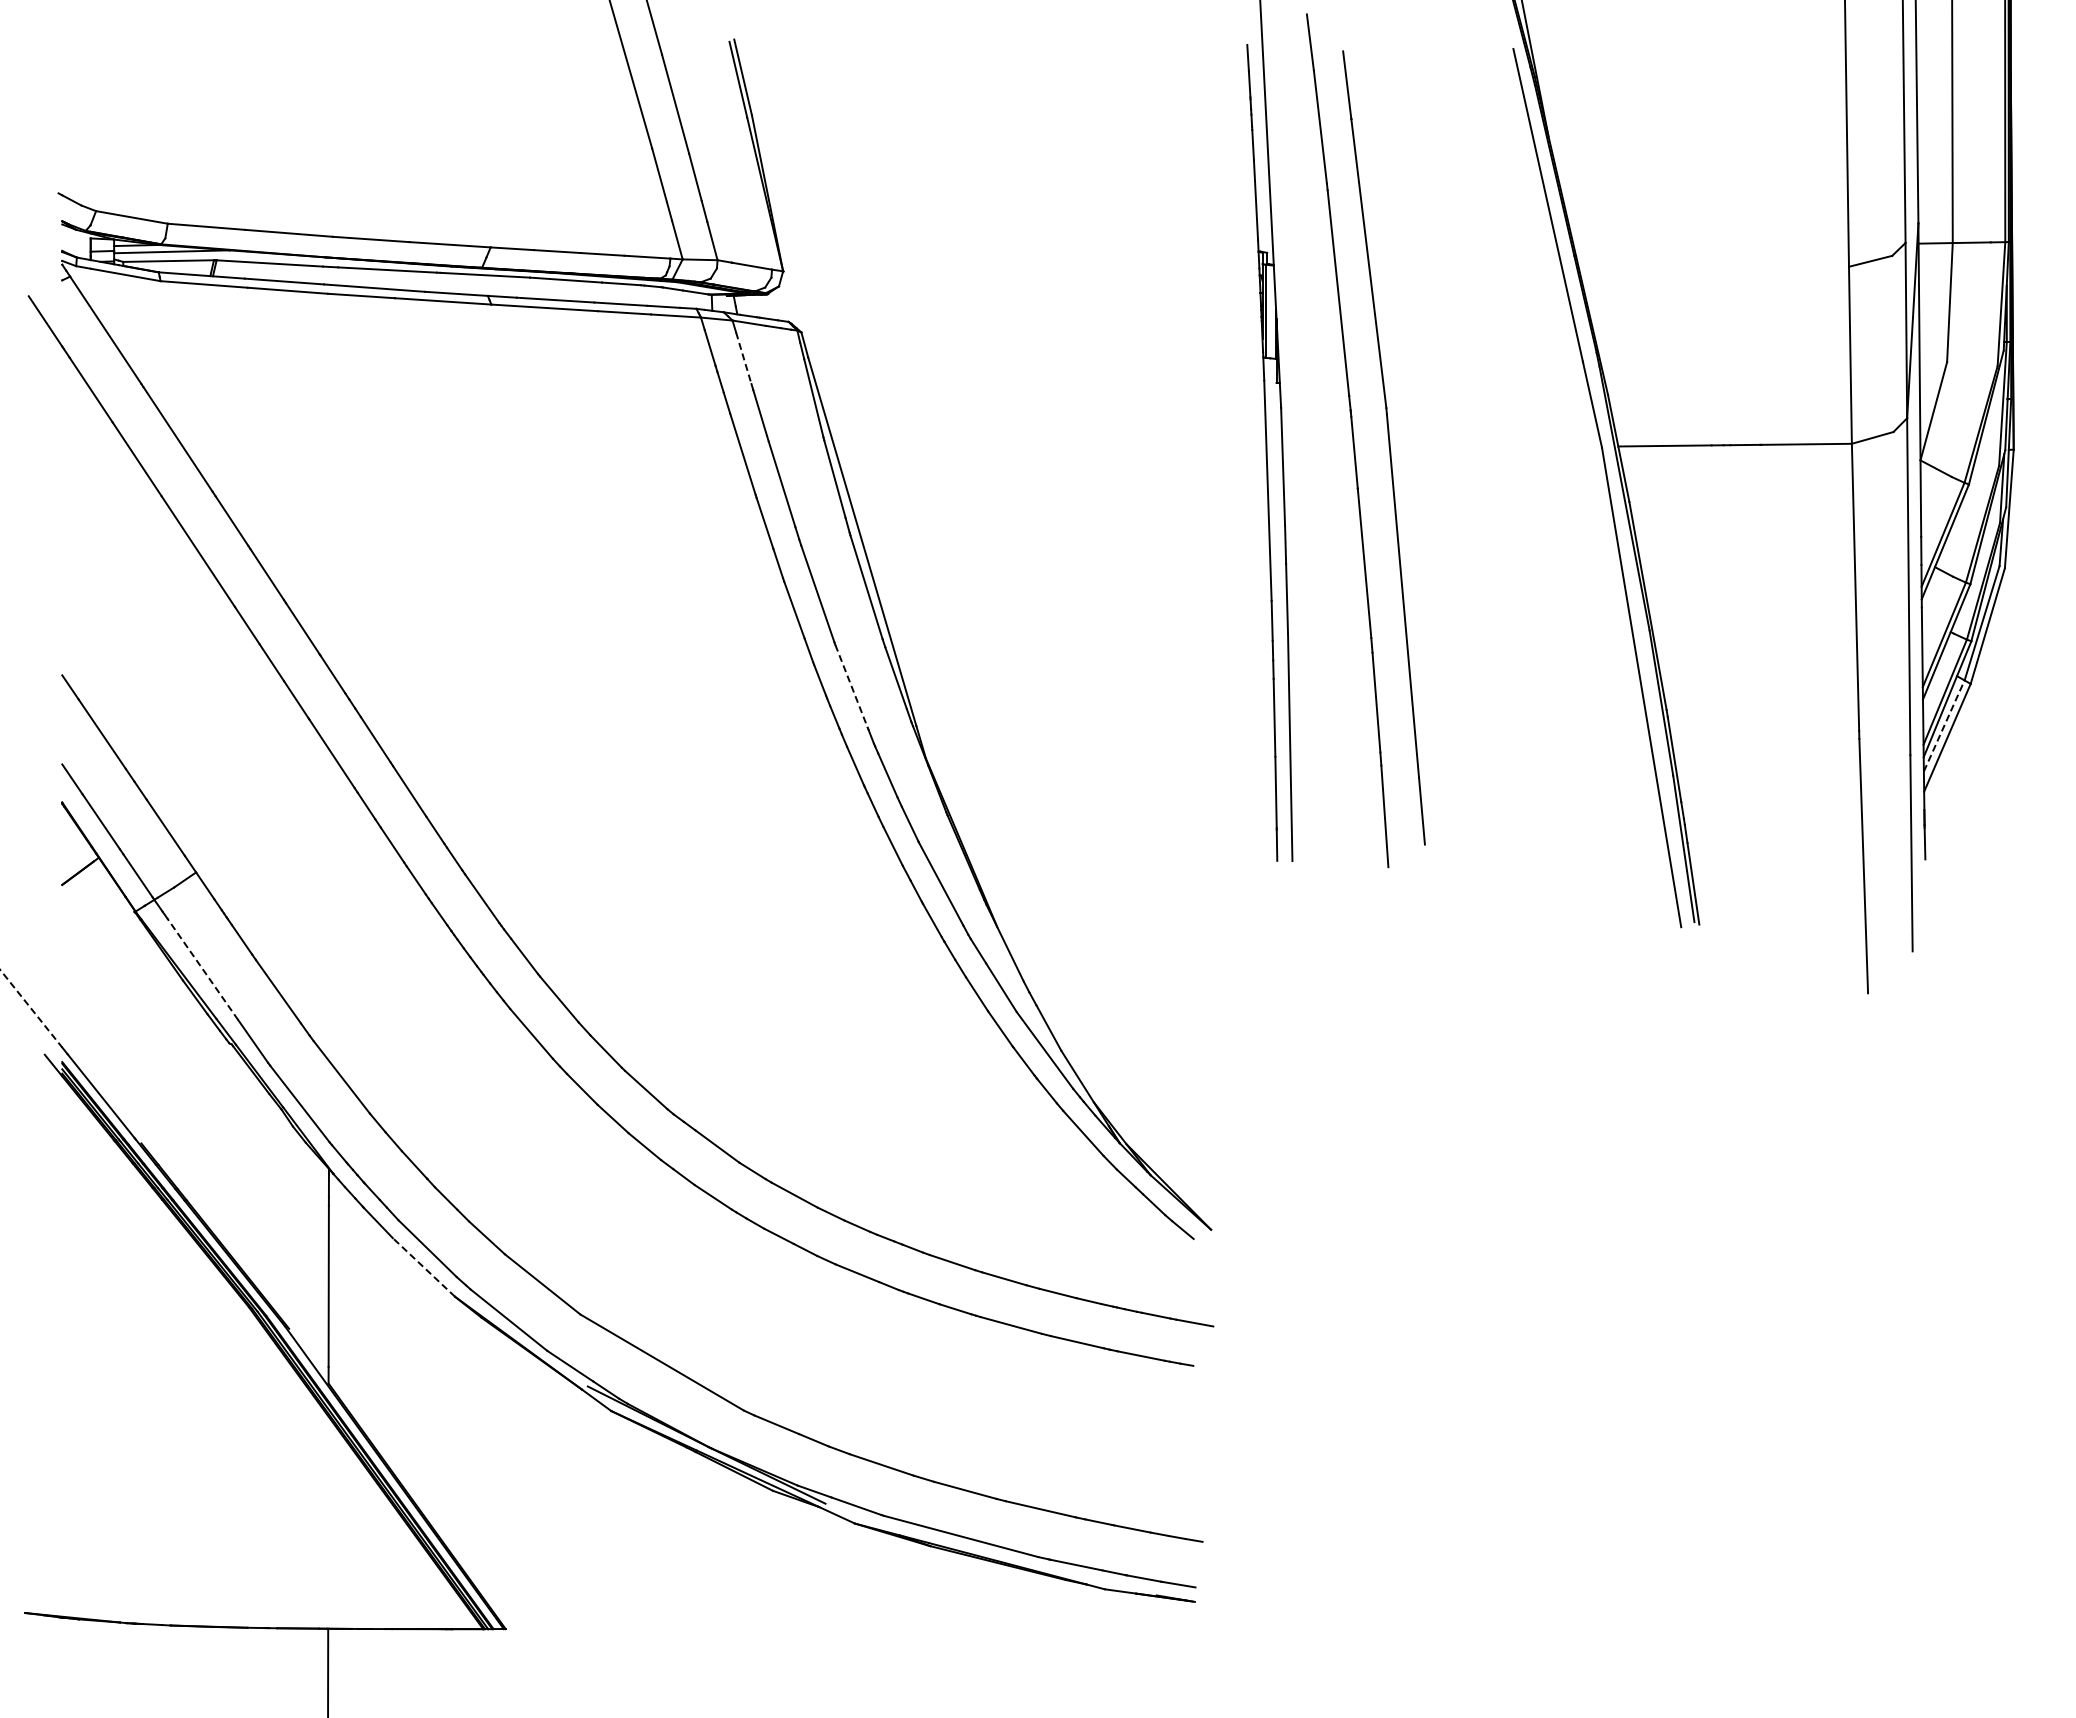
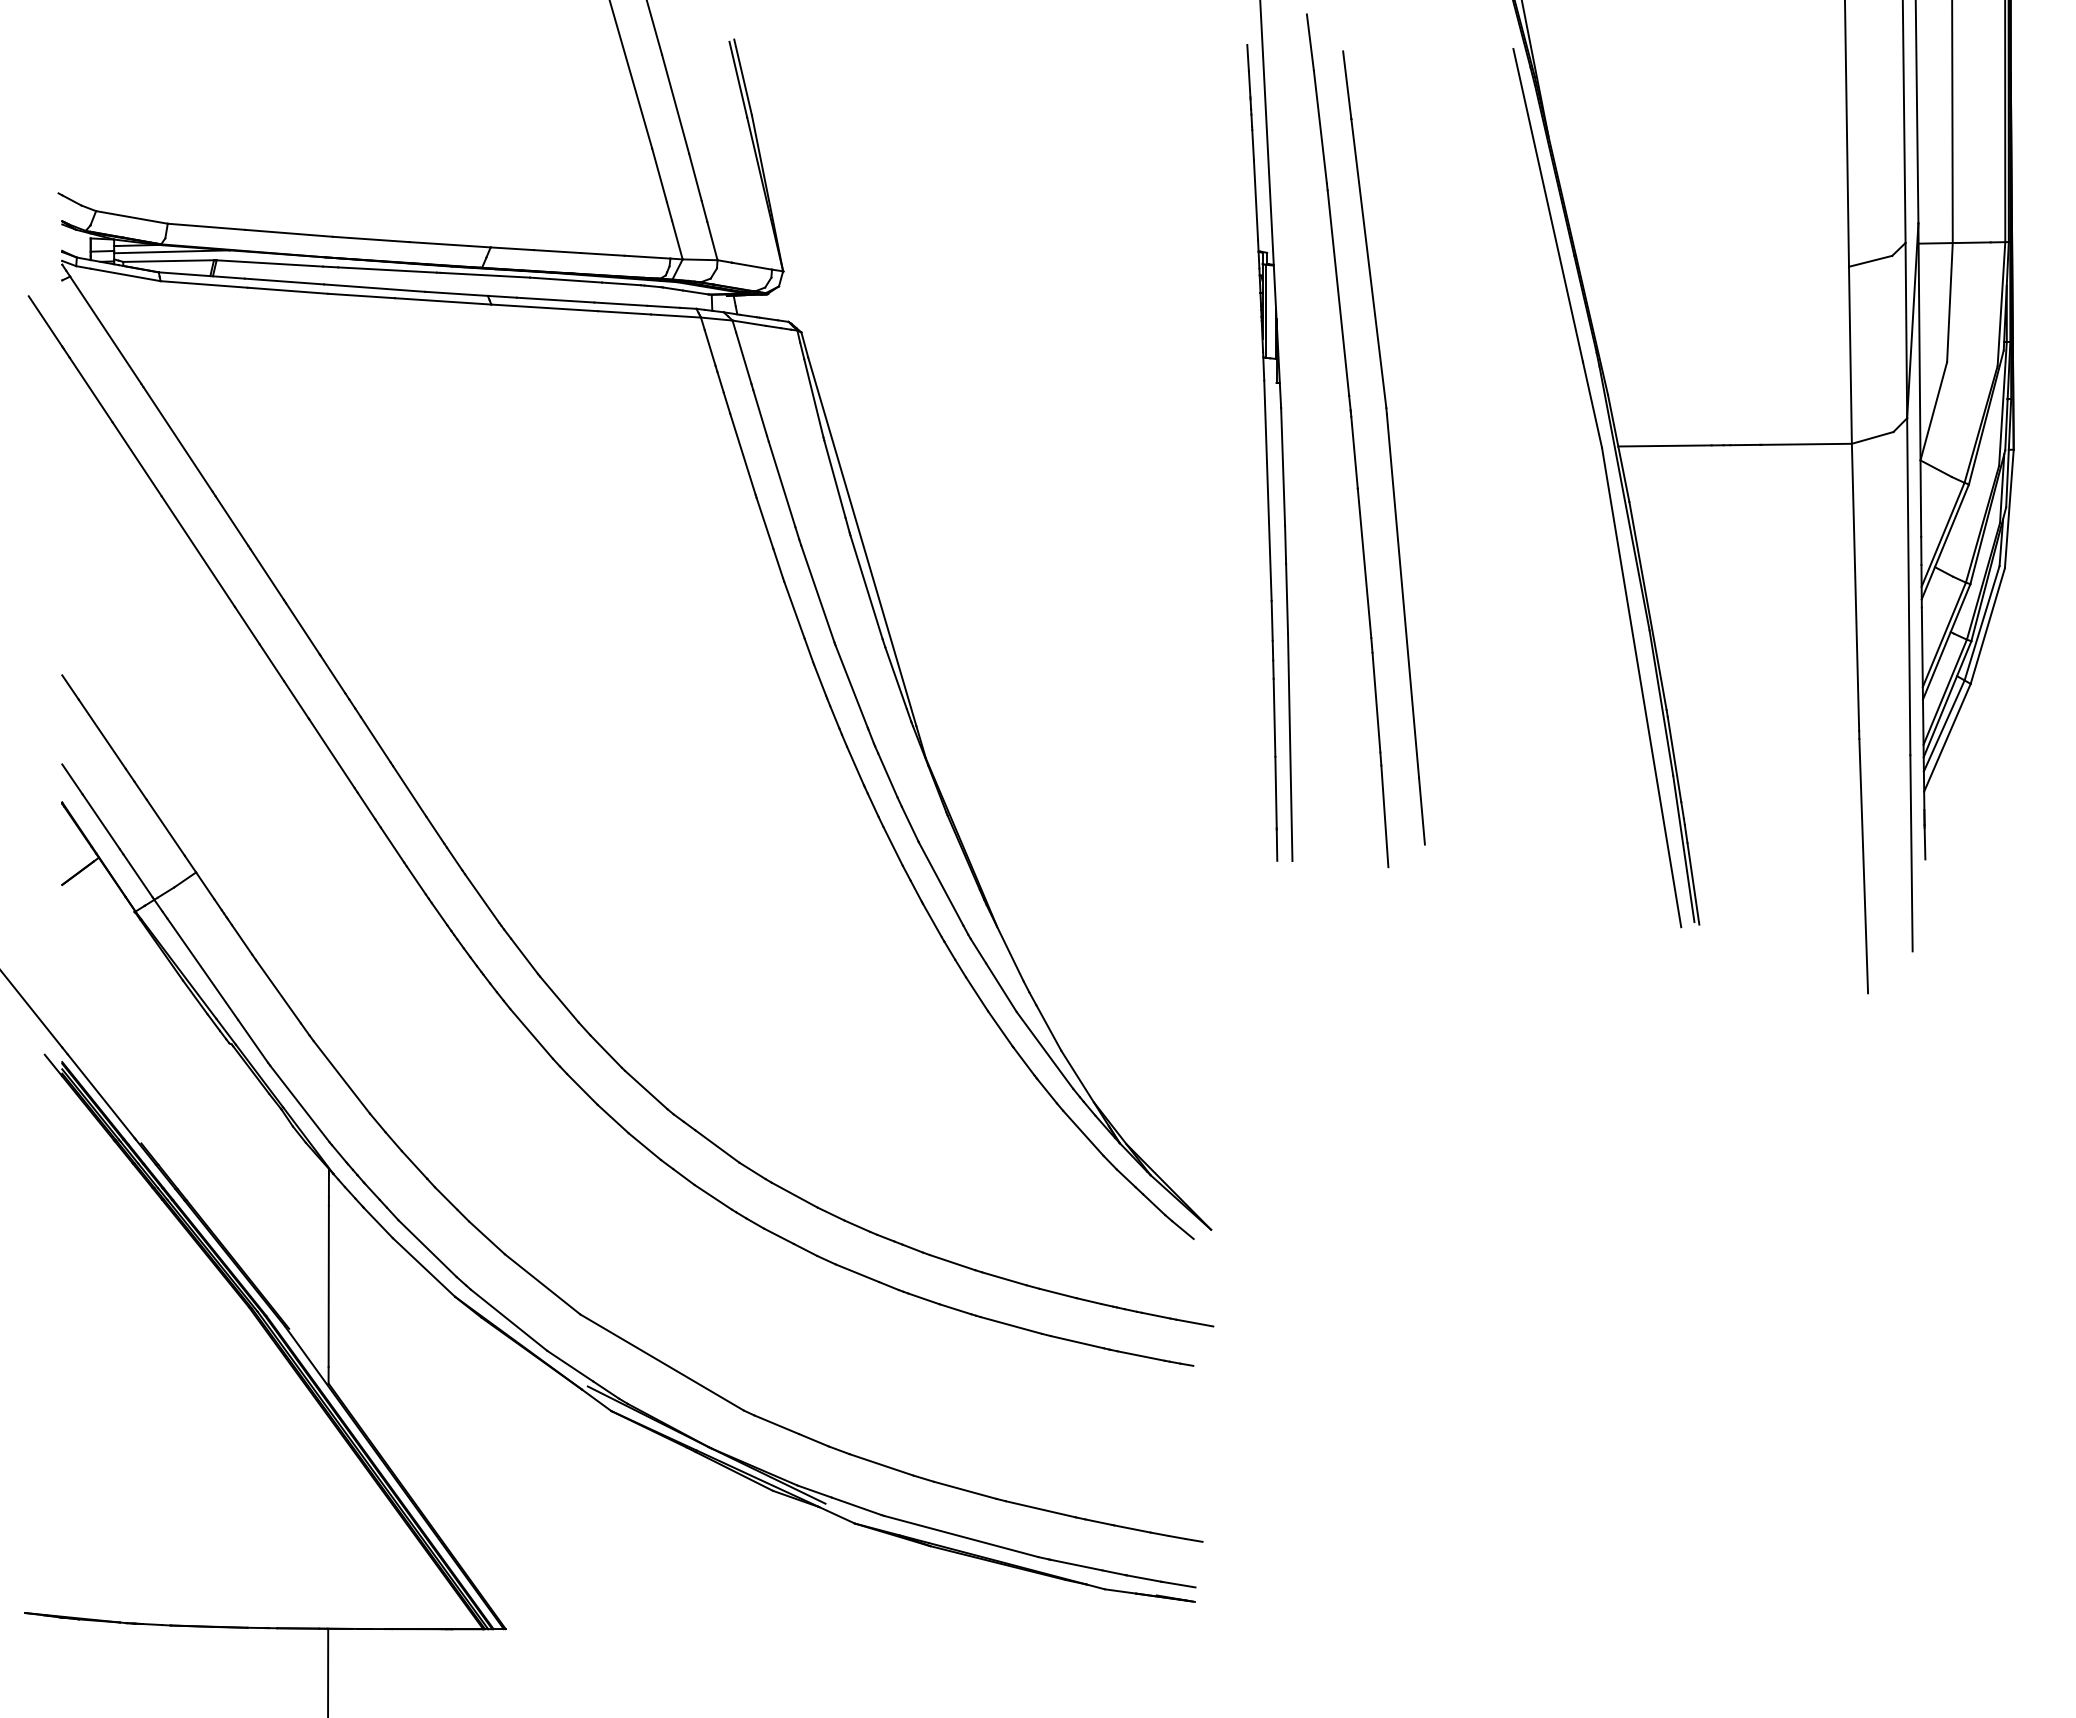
line: dashed -> solid (743, 358)
line: dashed -> solid (851, 686)
line: dashed -> solid (1944, 725)
line: dashed -> solid (202, 969)
line: dashed -> solid (31, 1009)
line: dashed -> solid (423, 1267)
